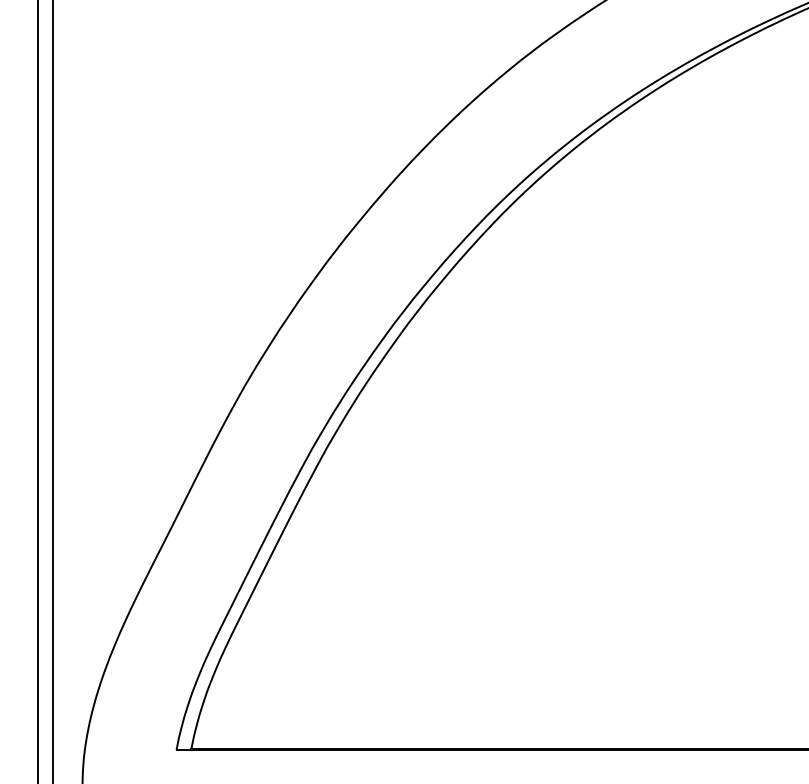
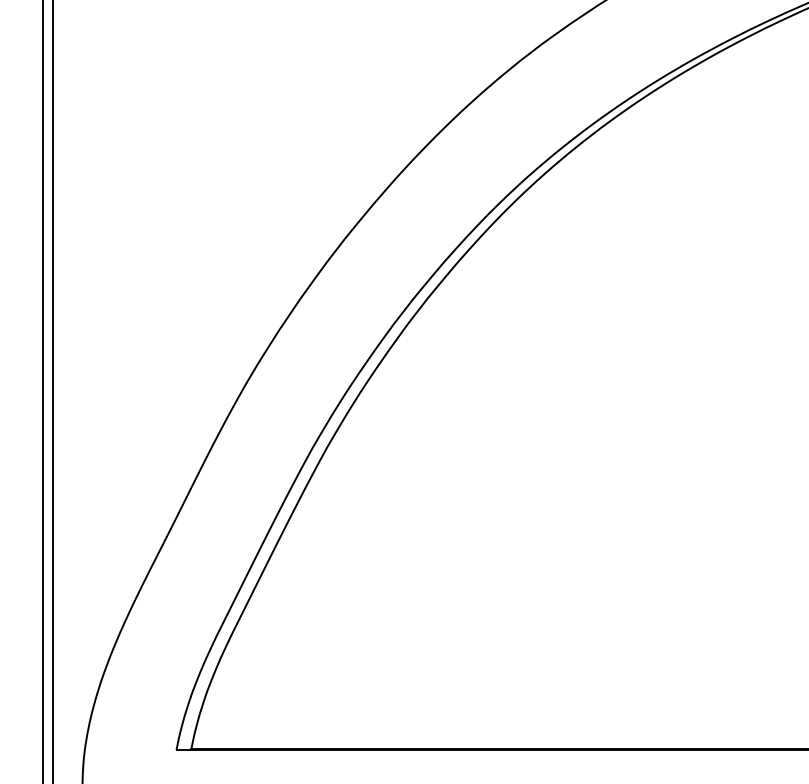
line position: (38, 391) -> (43, 391) (43, 391)
